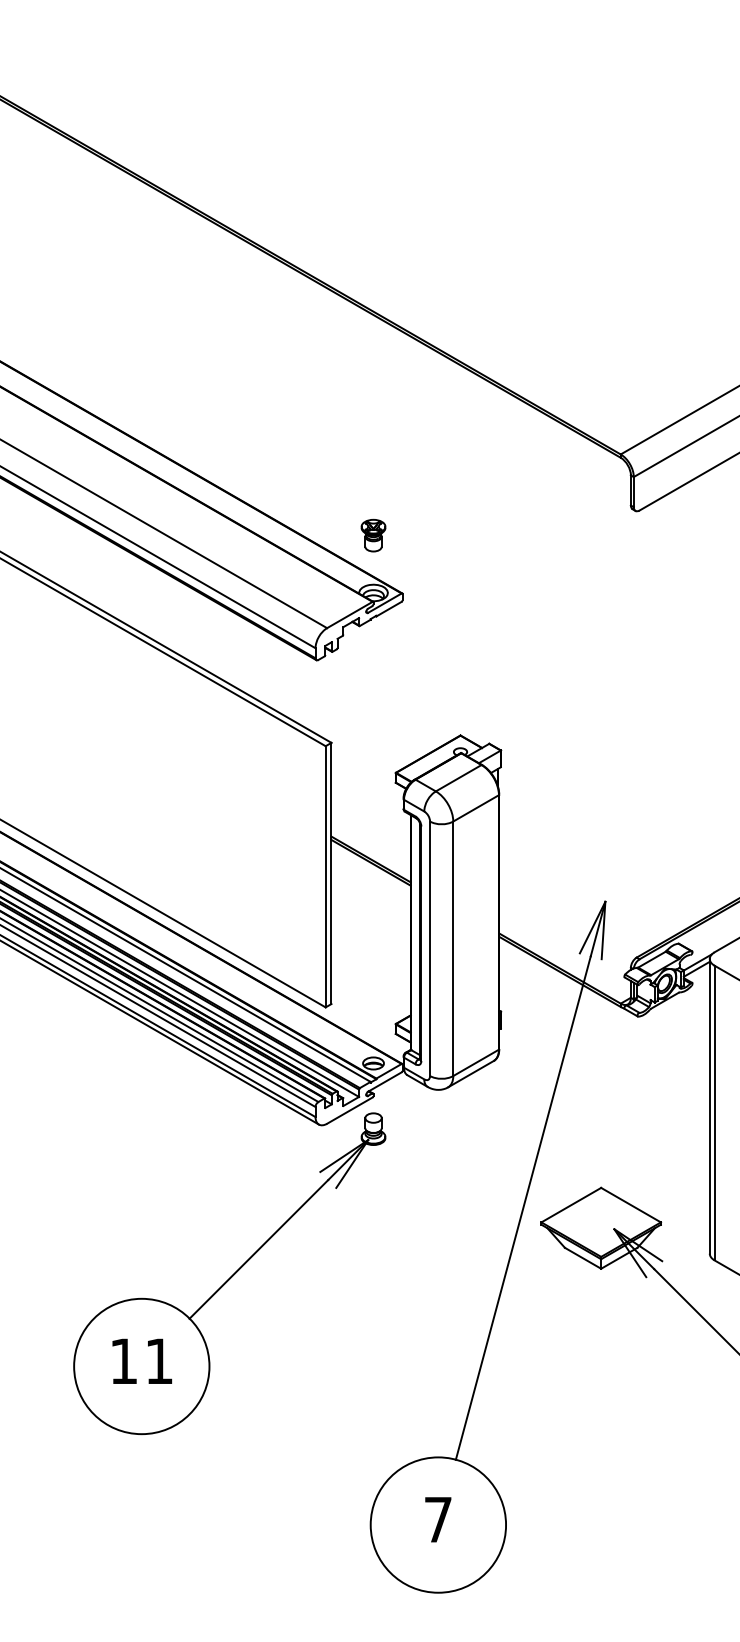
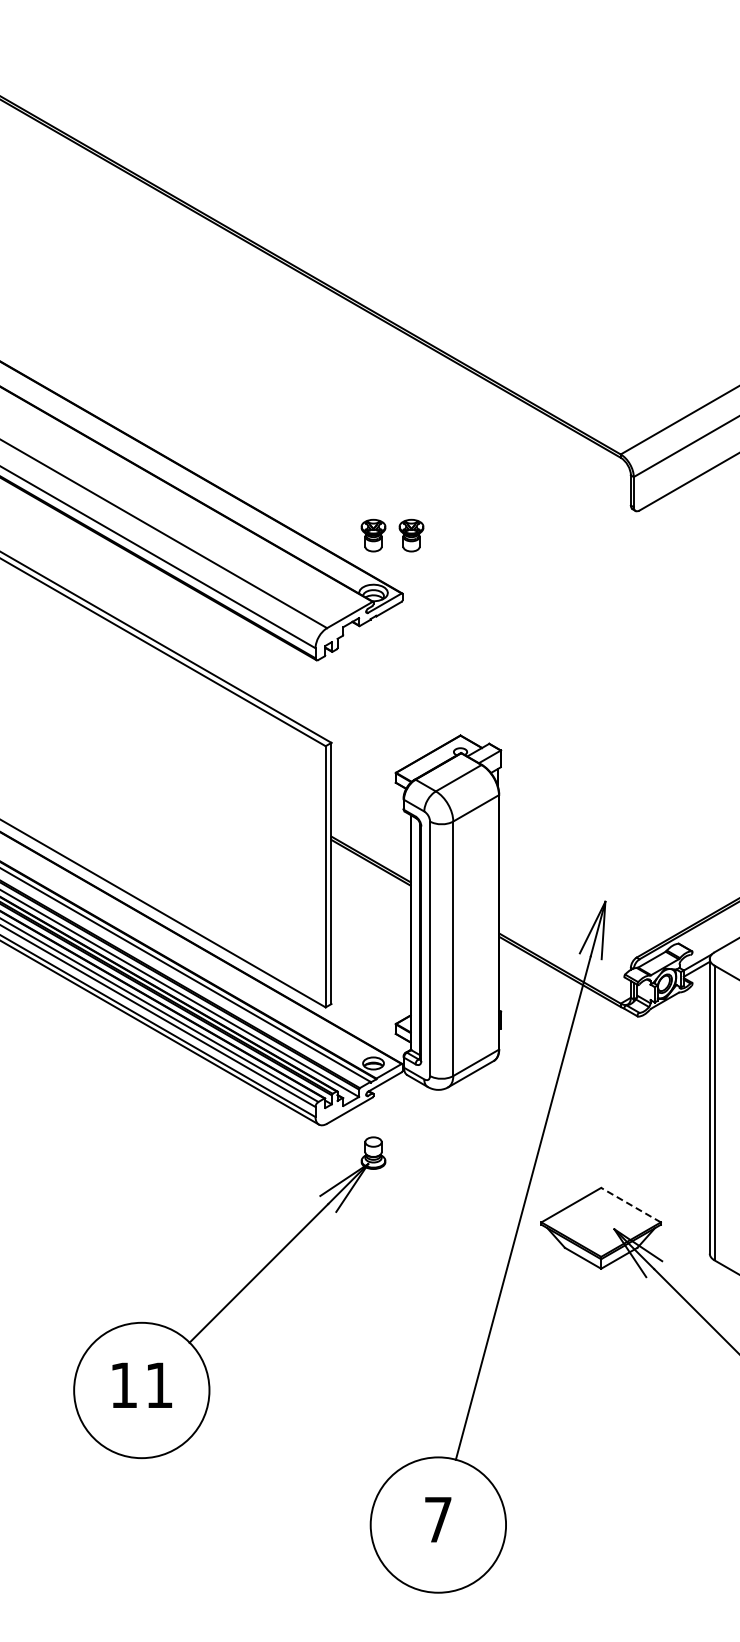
part: none -> present (411, 535)
line: solid -> dashed (630, 1204)
part position: (229, 1273) -> (229, 1297) (229, 1297)
